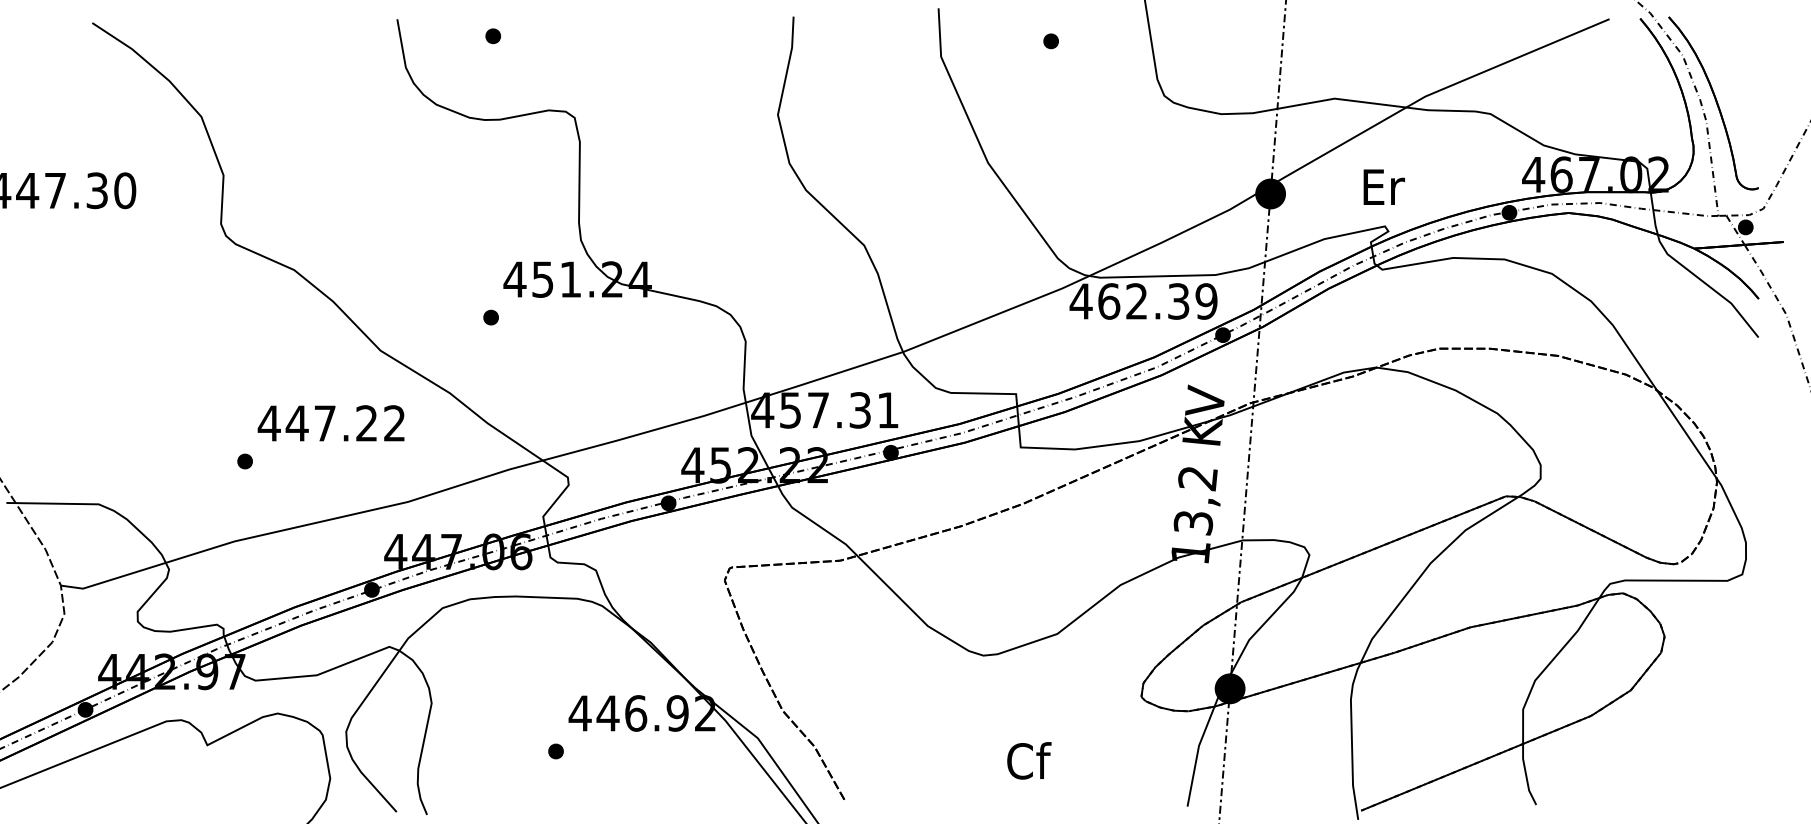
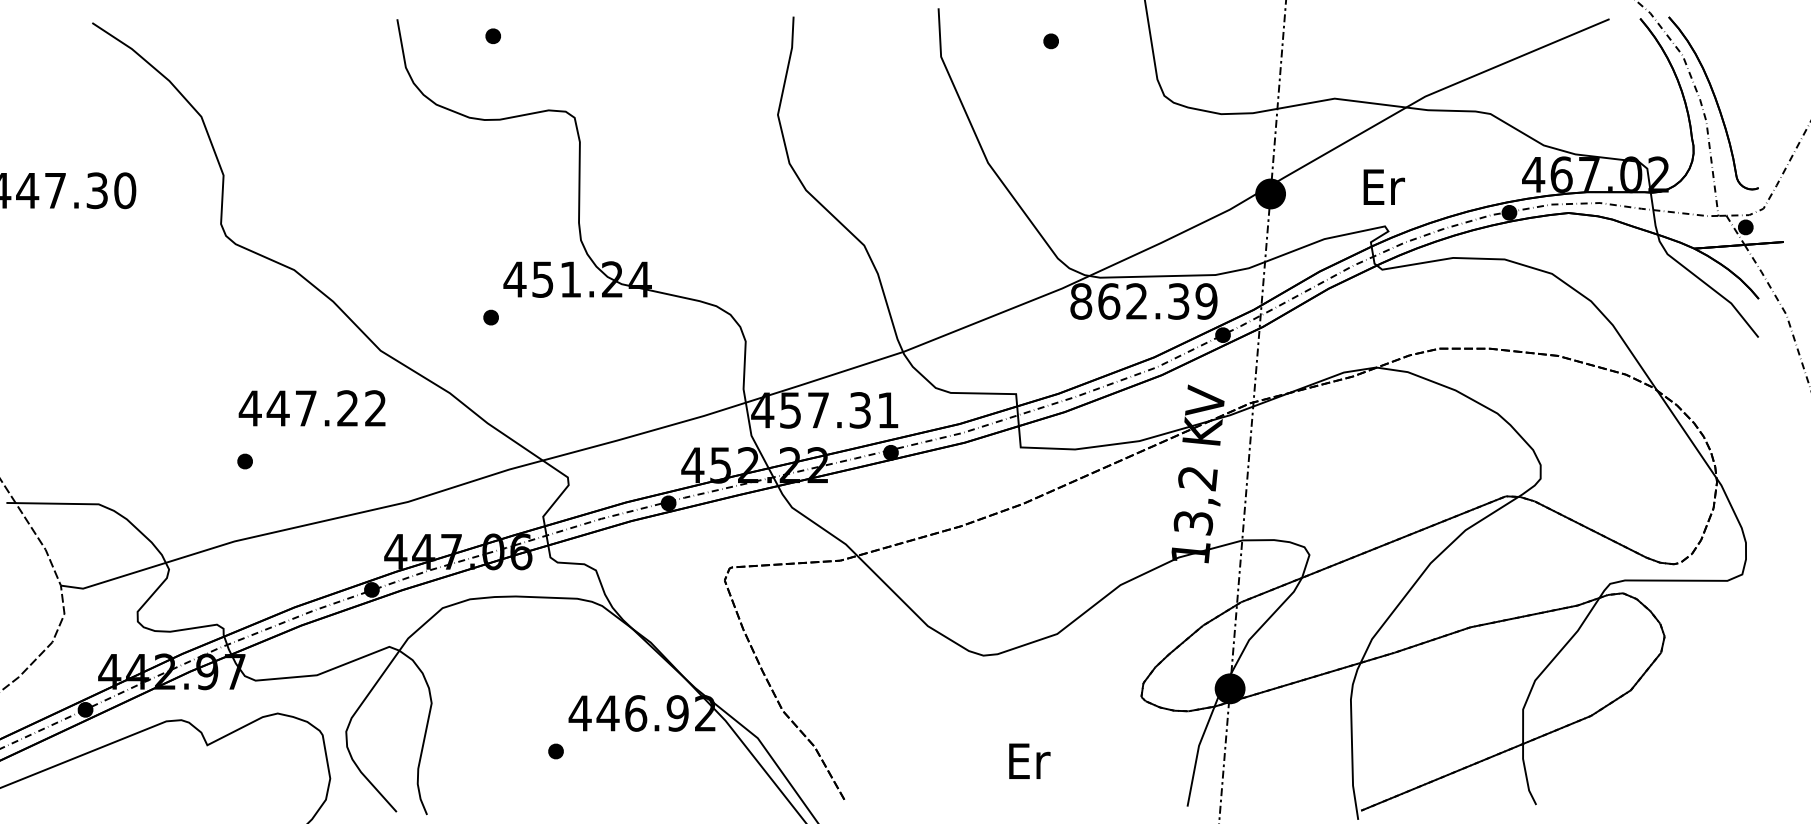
text: 462.39 -> 862.39 (1080, 301)
text position: (330, 423) -> (311, 408) (311, 408)
text: Cf -> Er (1029, 760)
